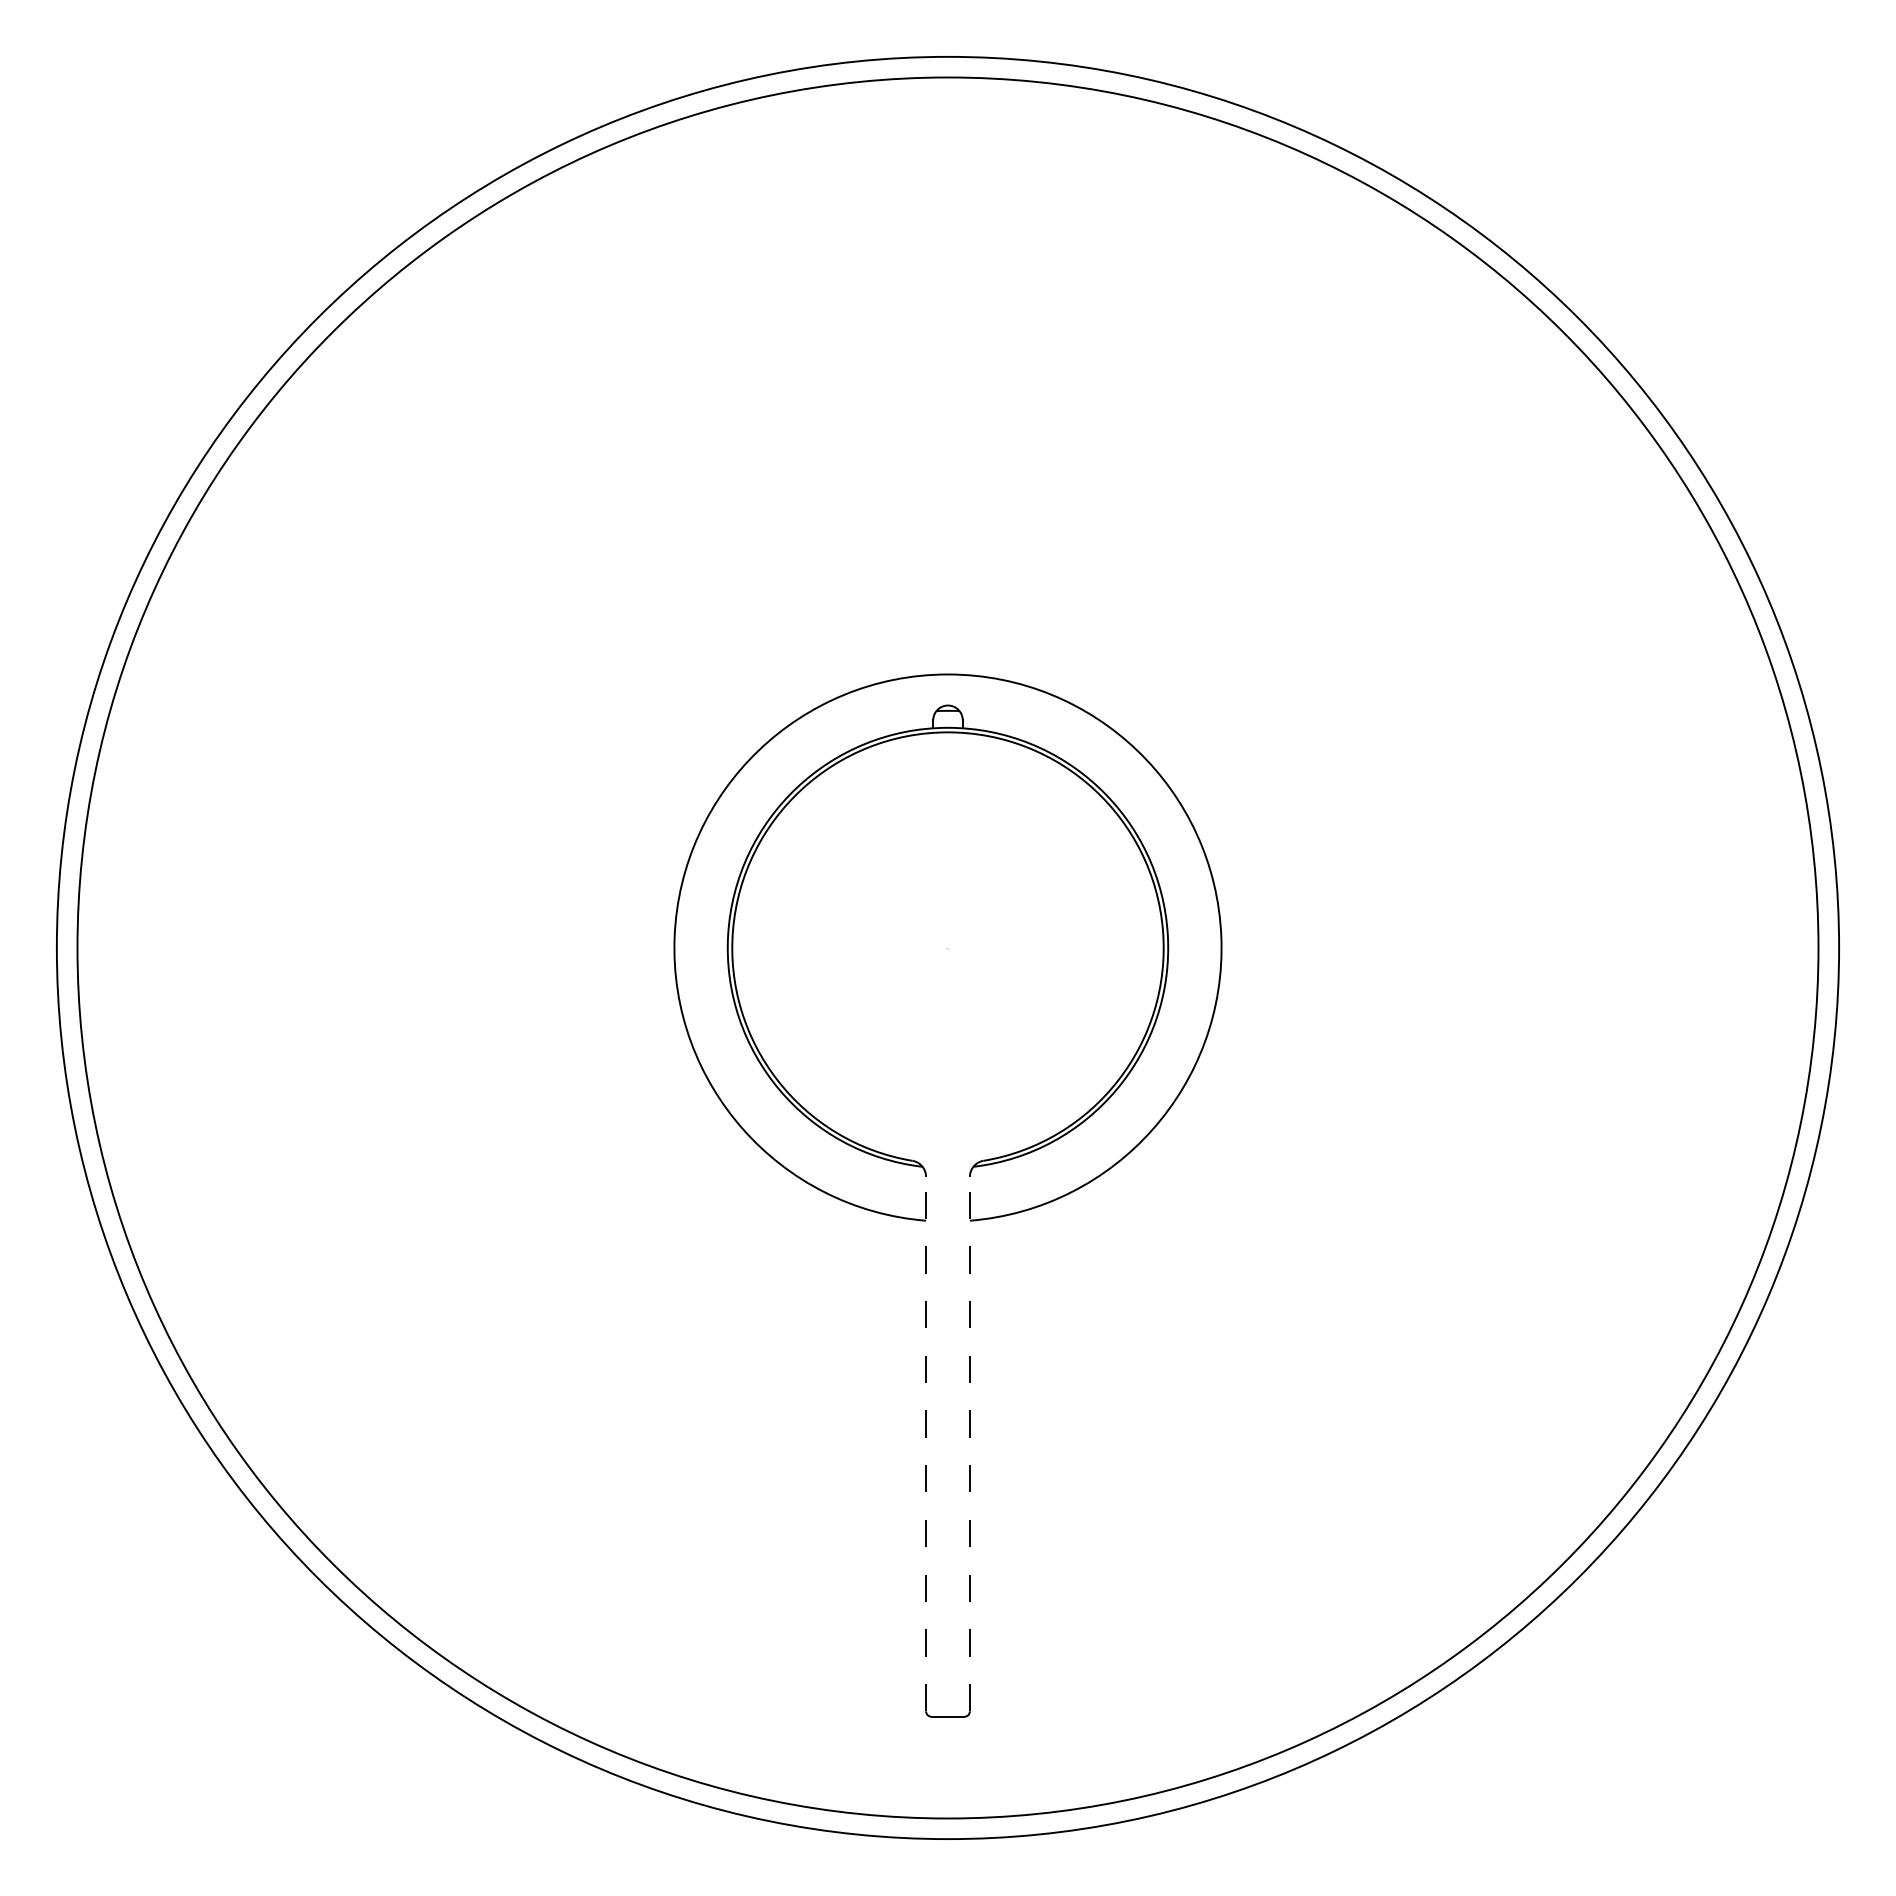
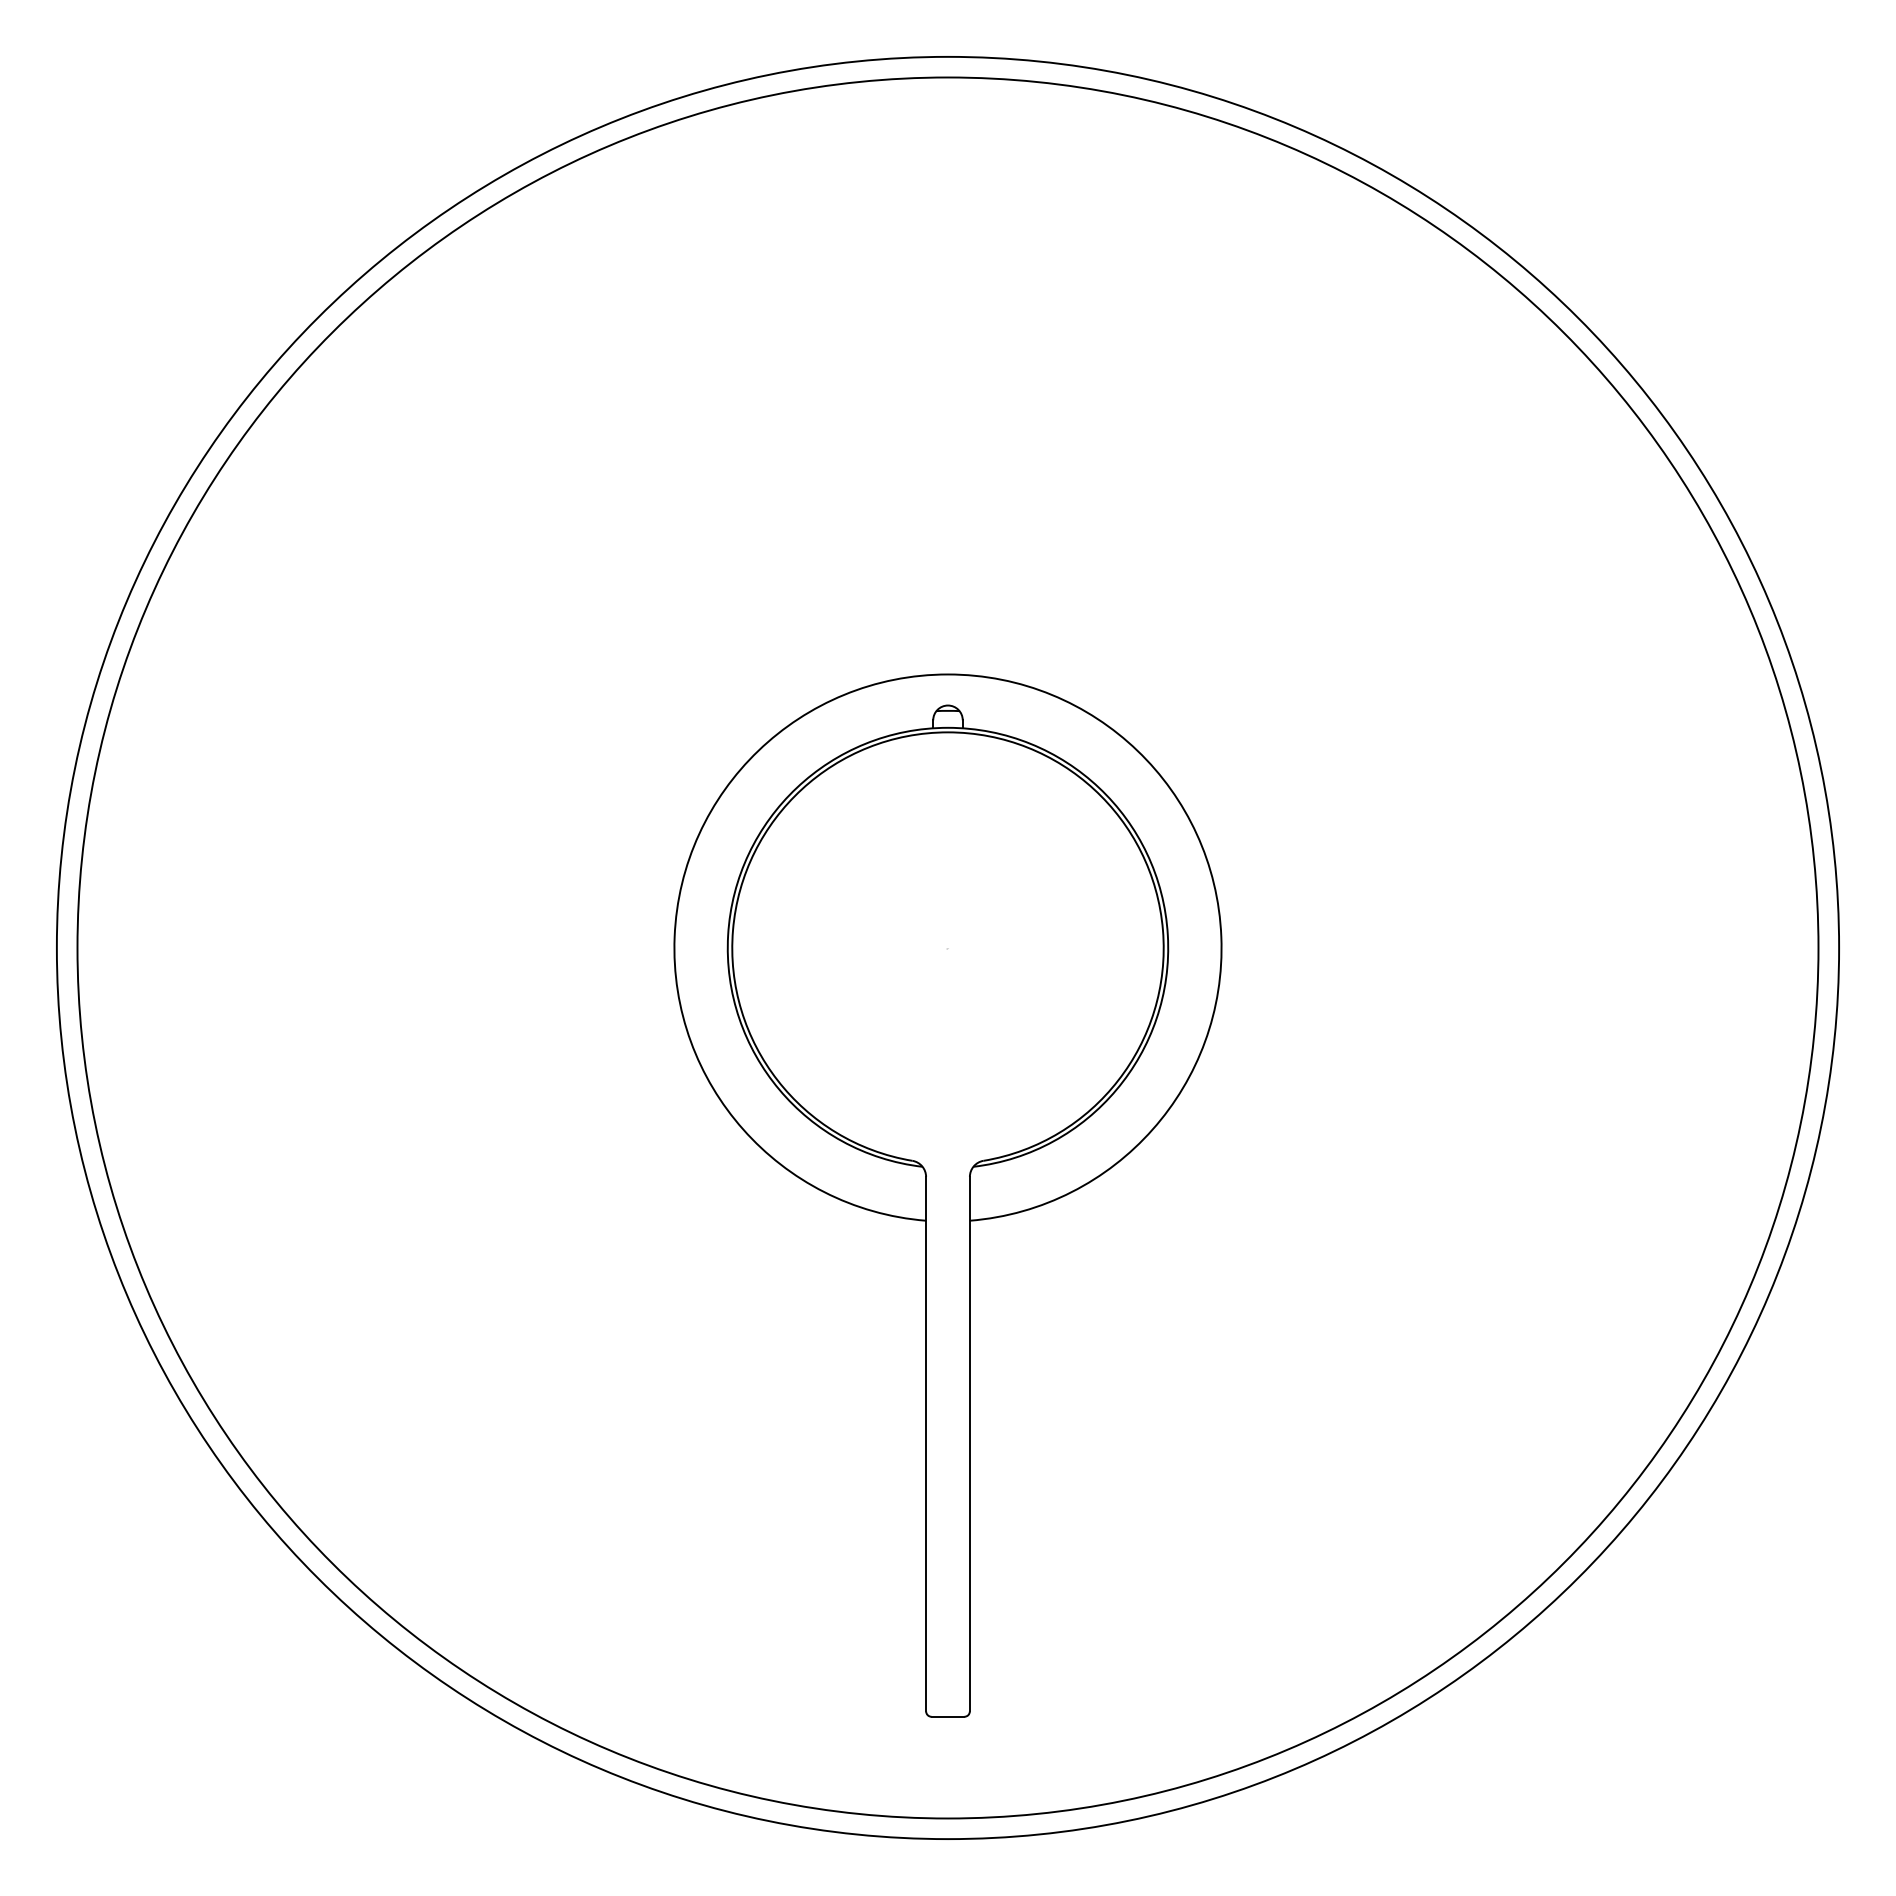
line: dashed -> solid (926, 1443)
line: dashed -> solid (969, 1443)
